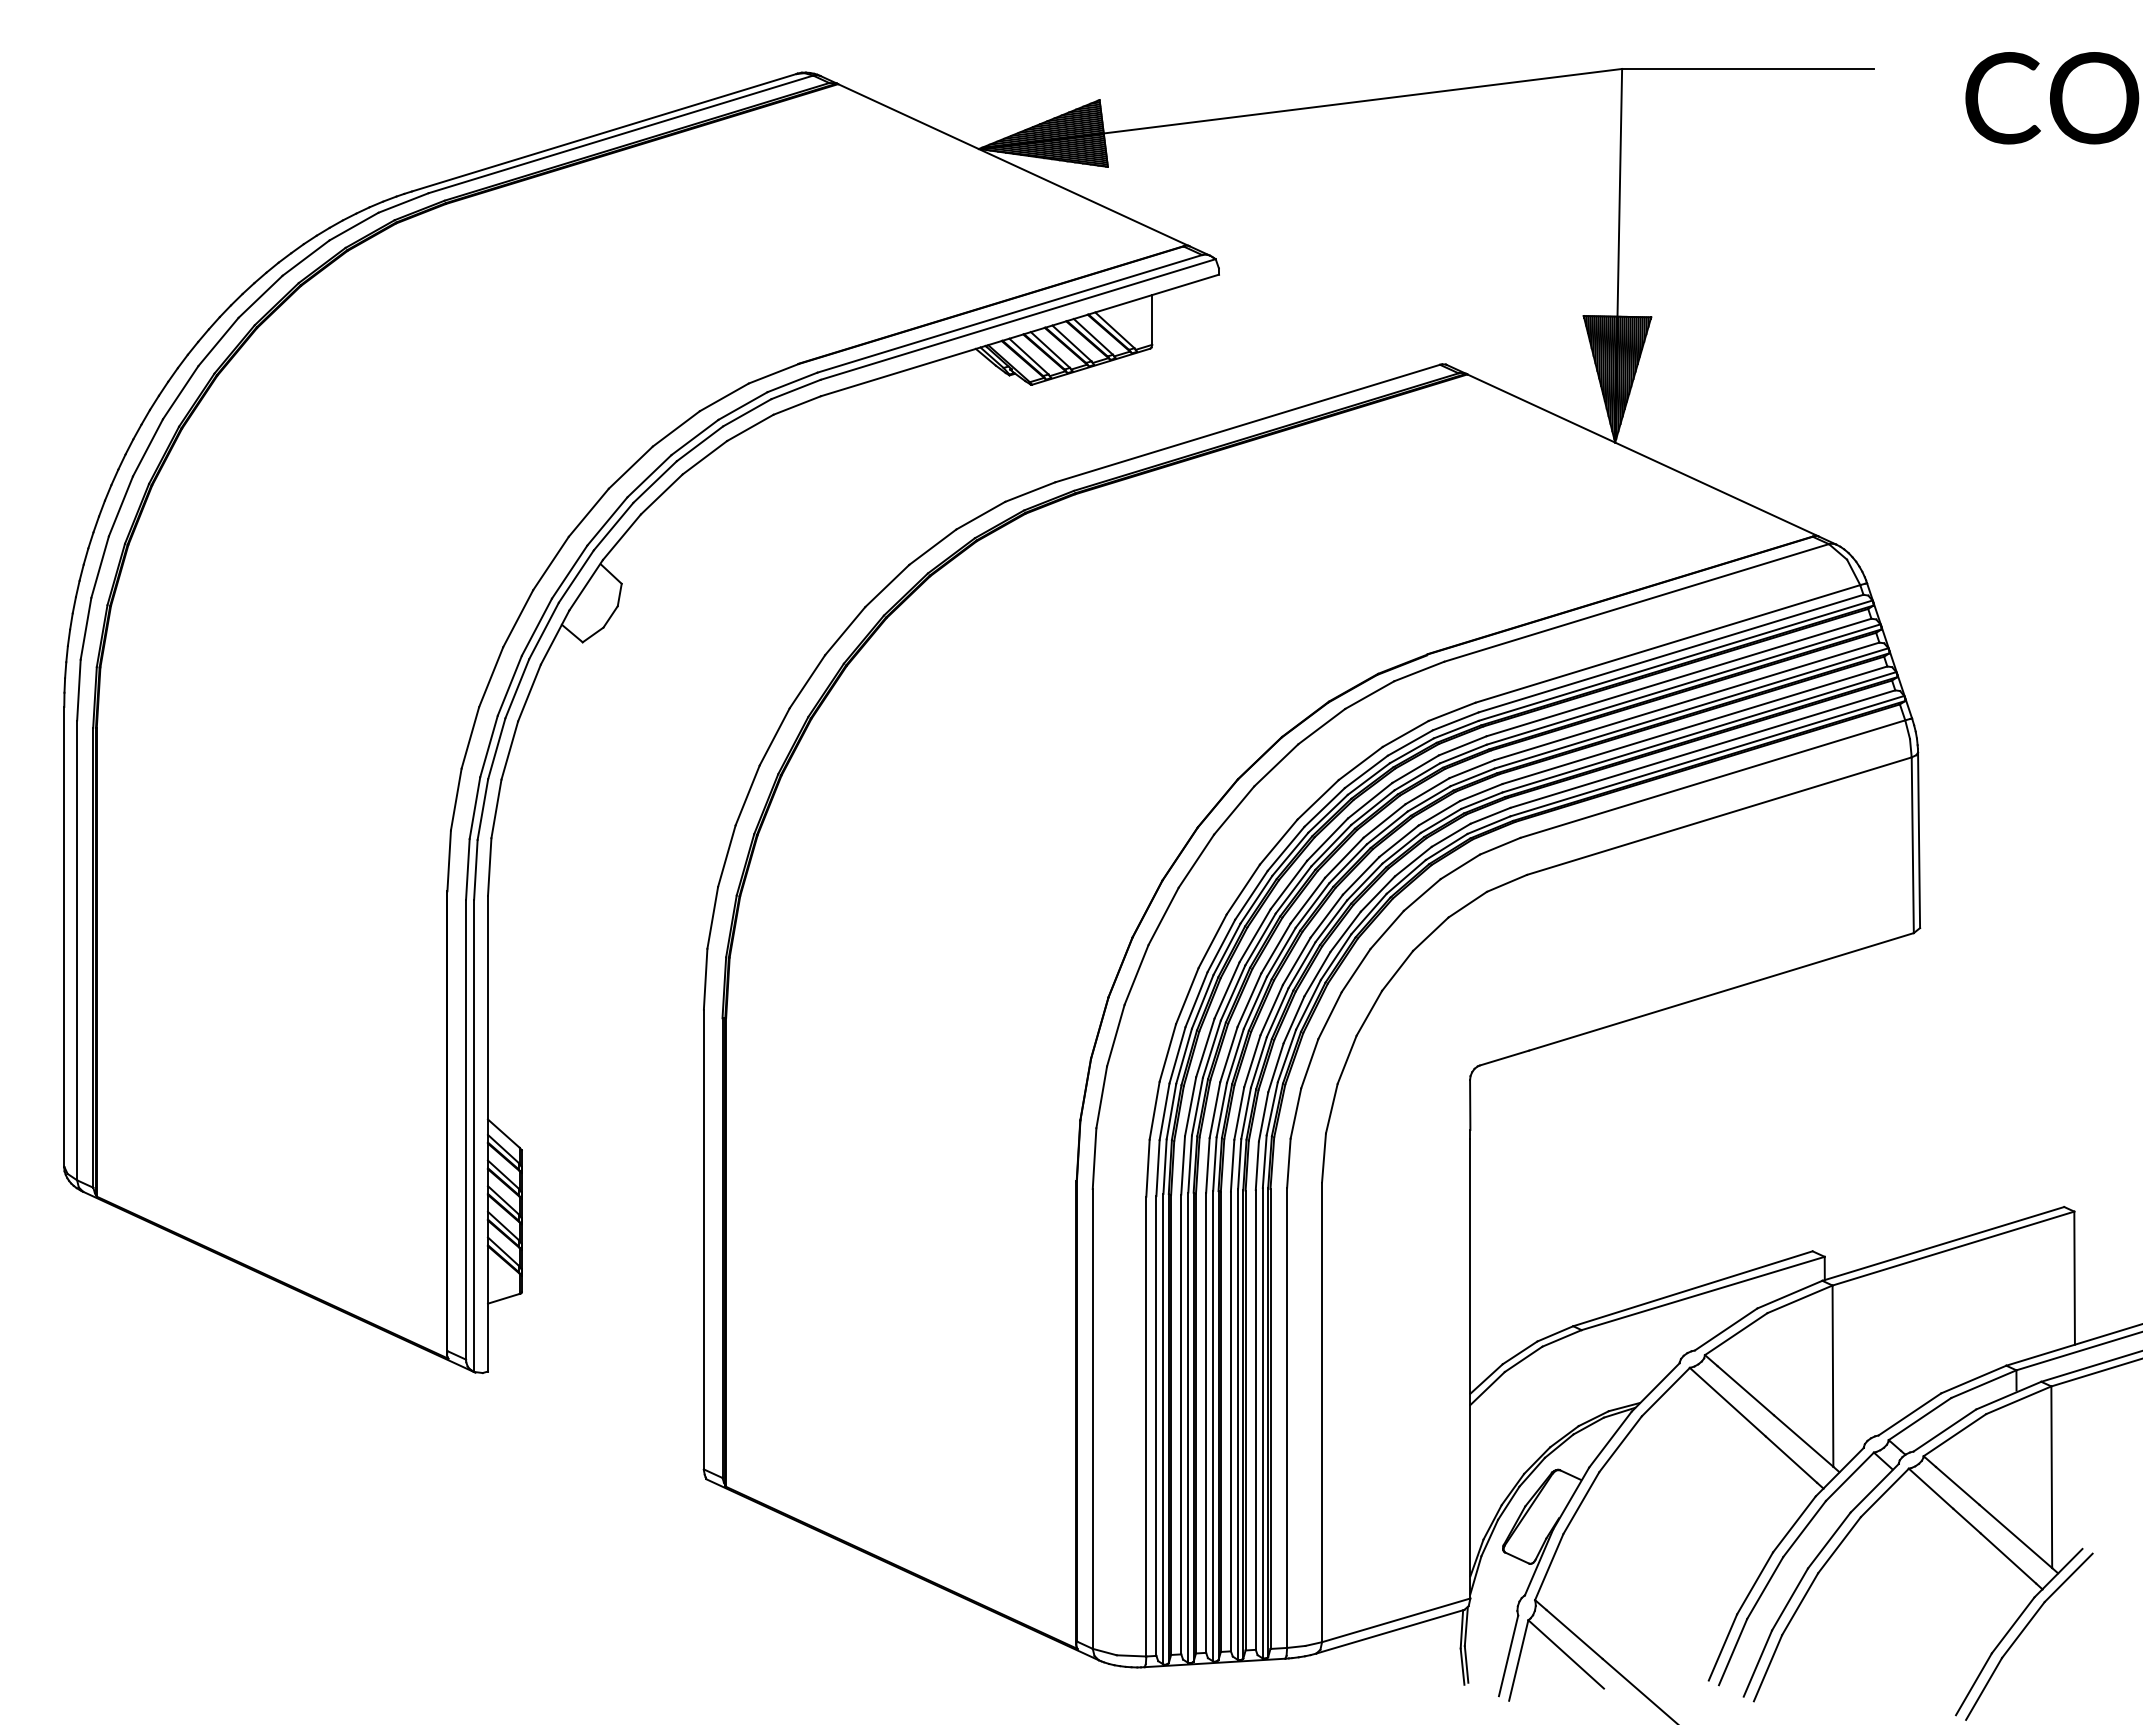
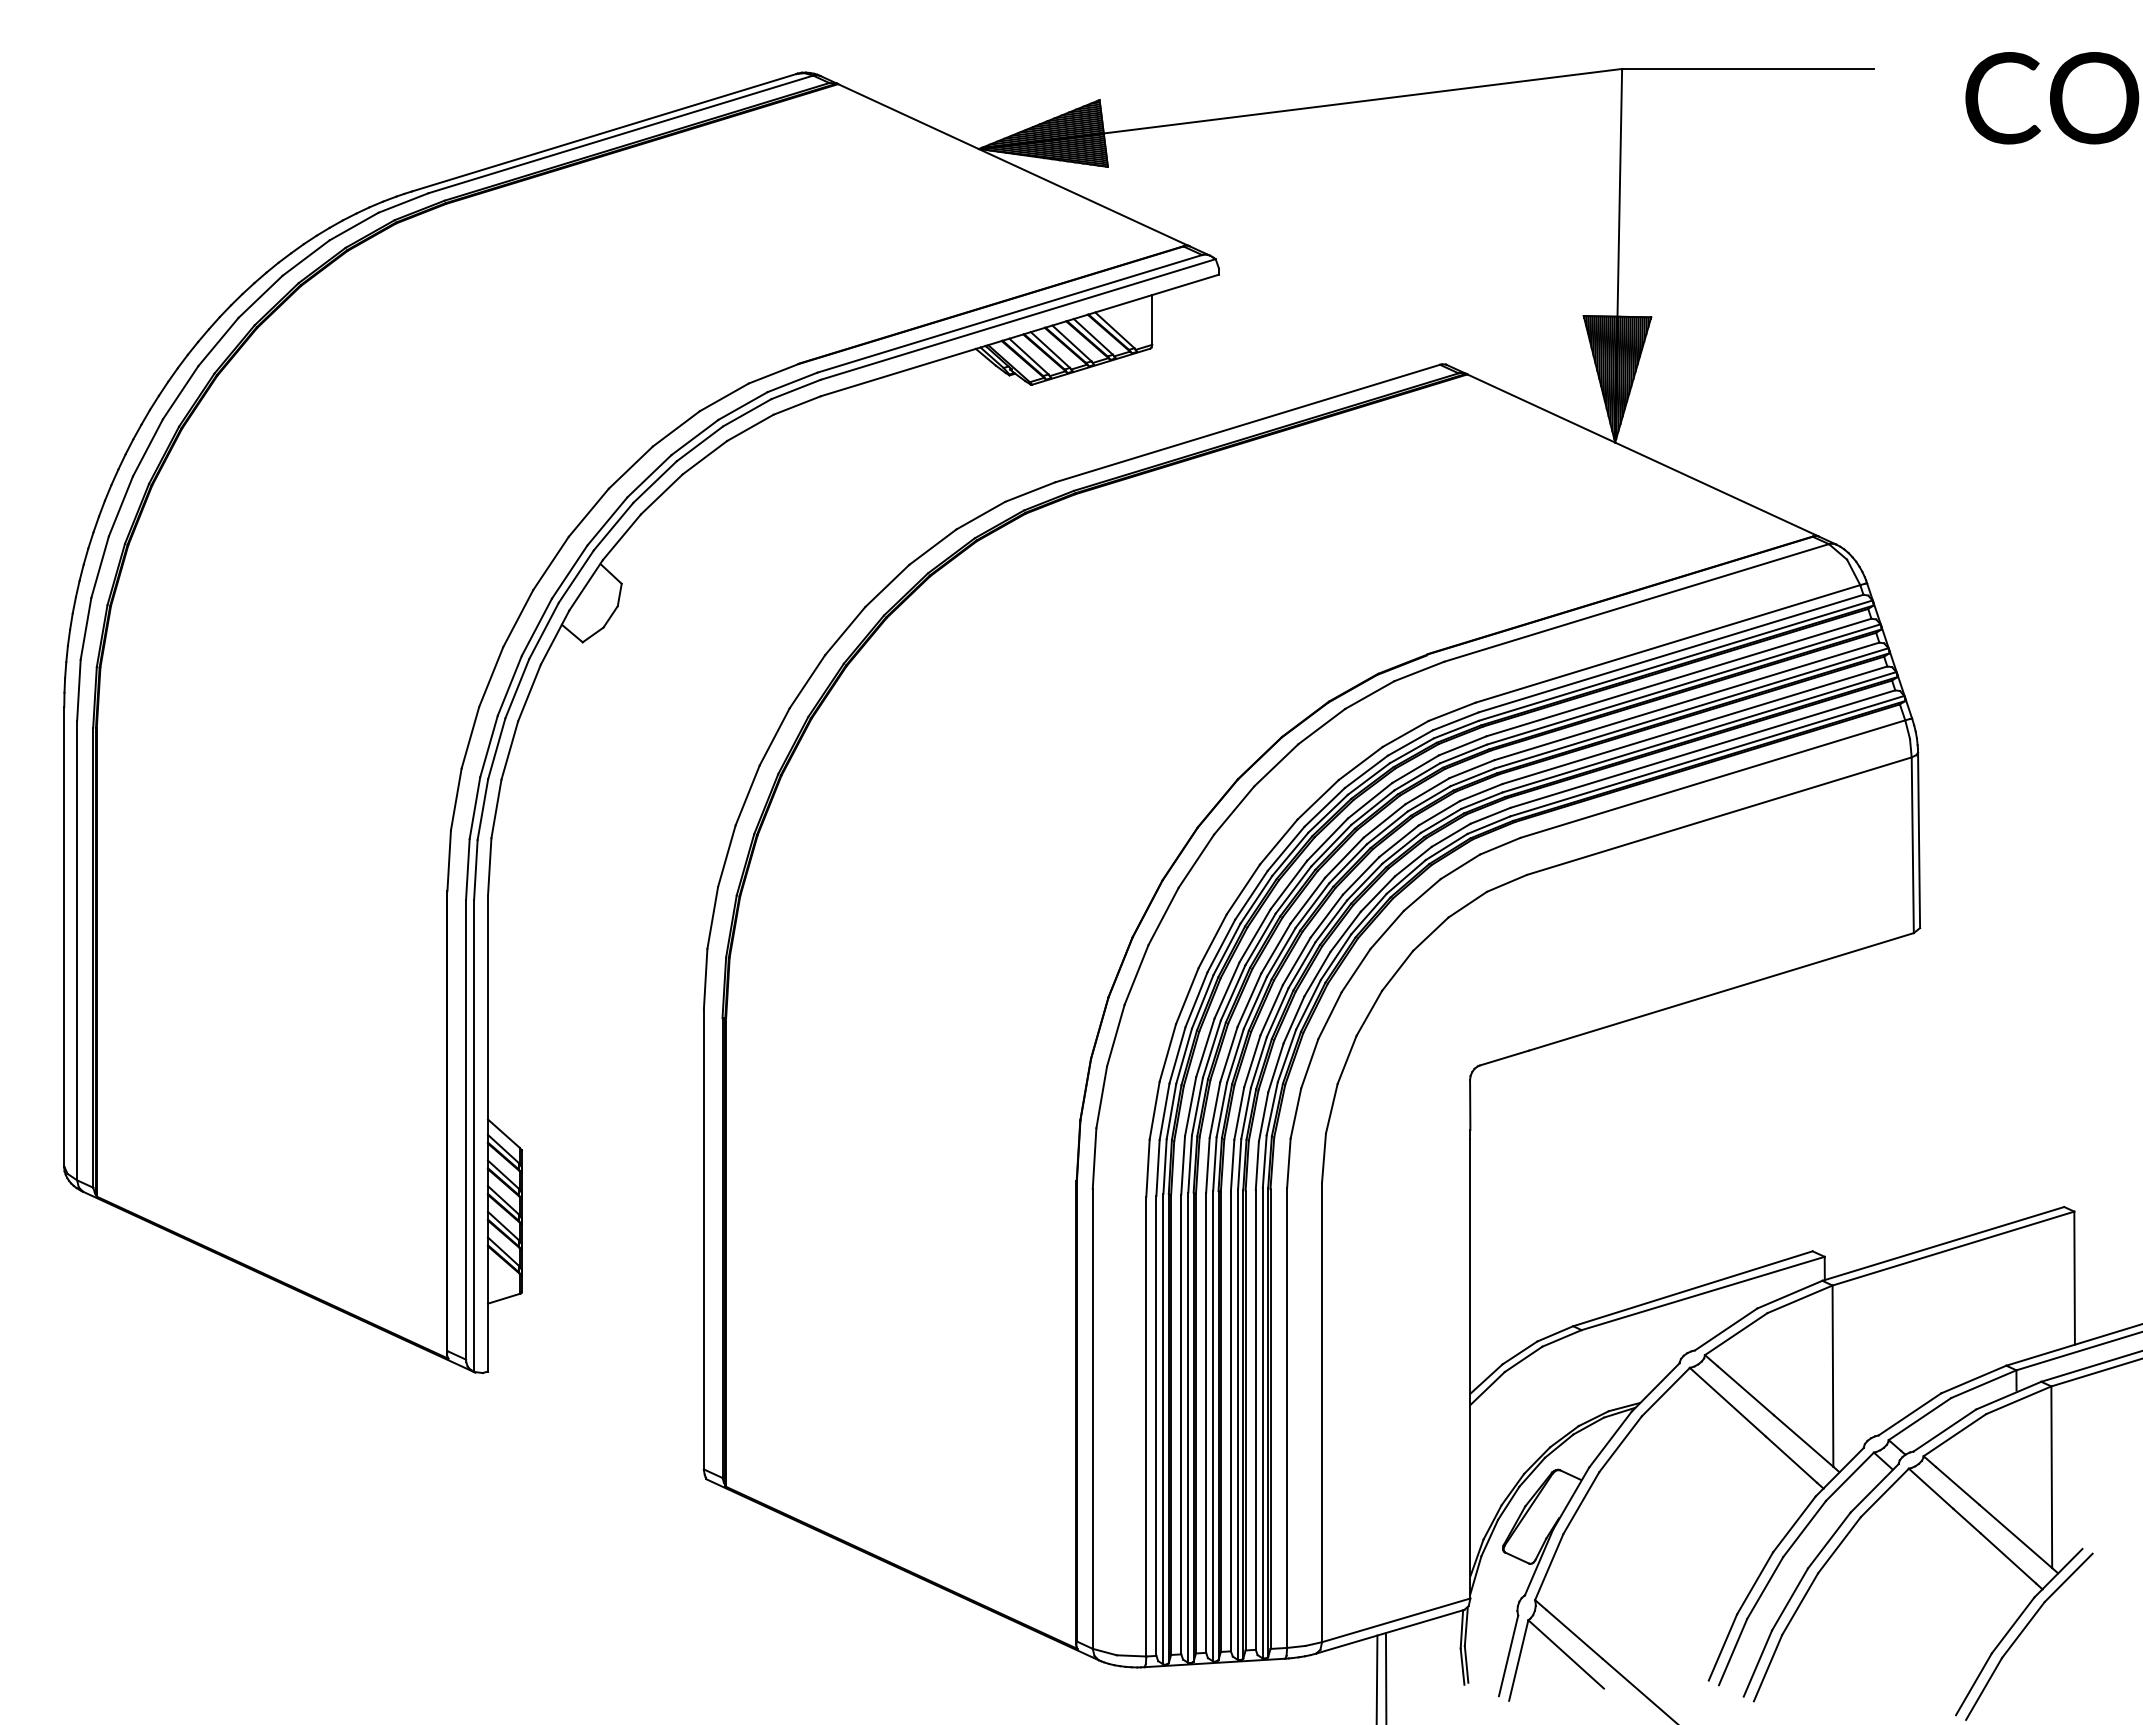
line: none -> present (1385, 1677)
line: none -> present (1376, 1678)
